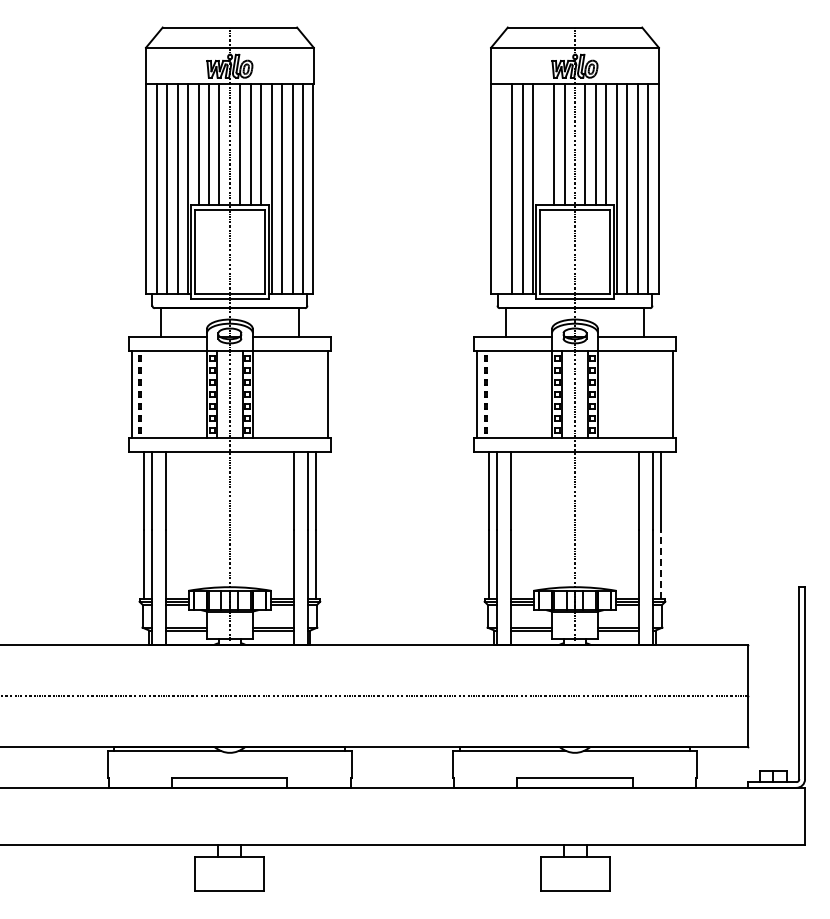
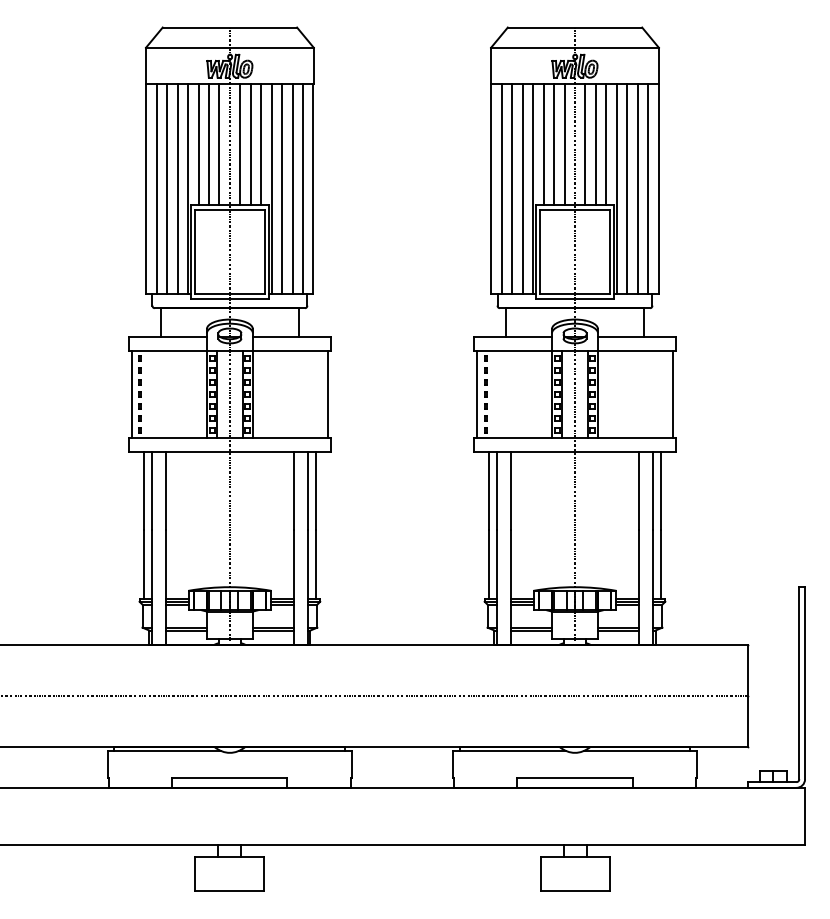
line: none -> present (543, 143)
line: none -> present (501, 188)
line: dashed -> solid (661, 564)
